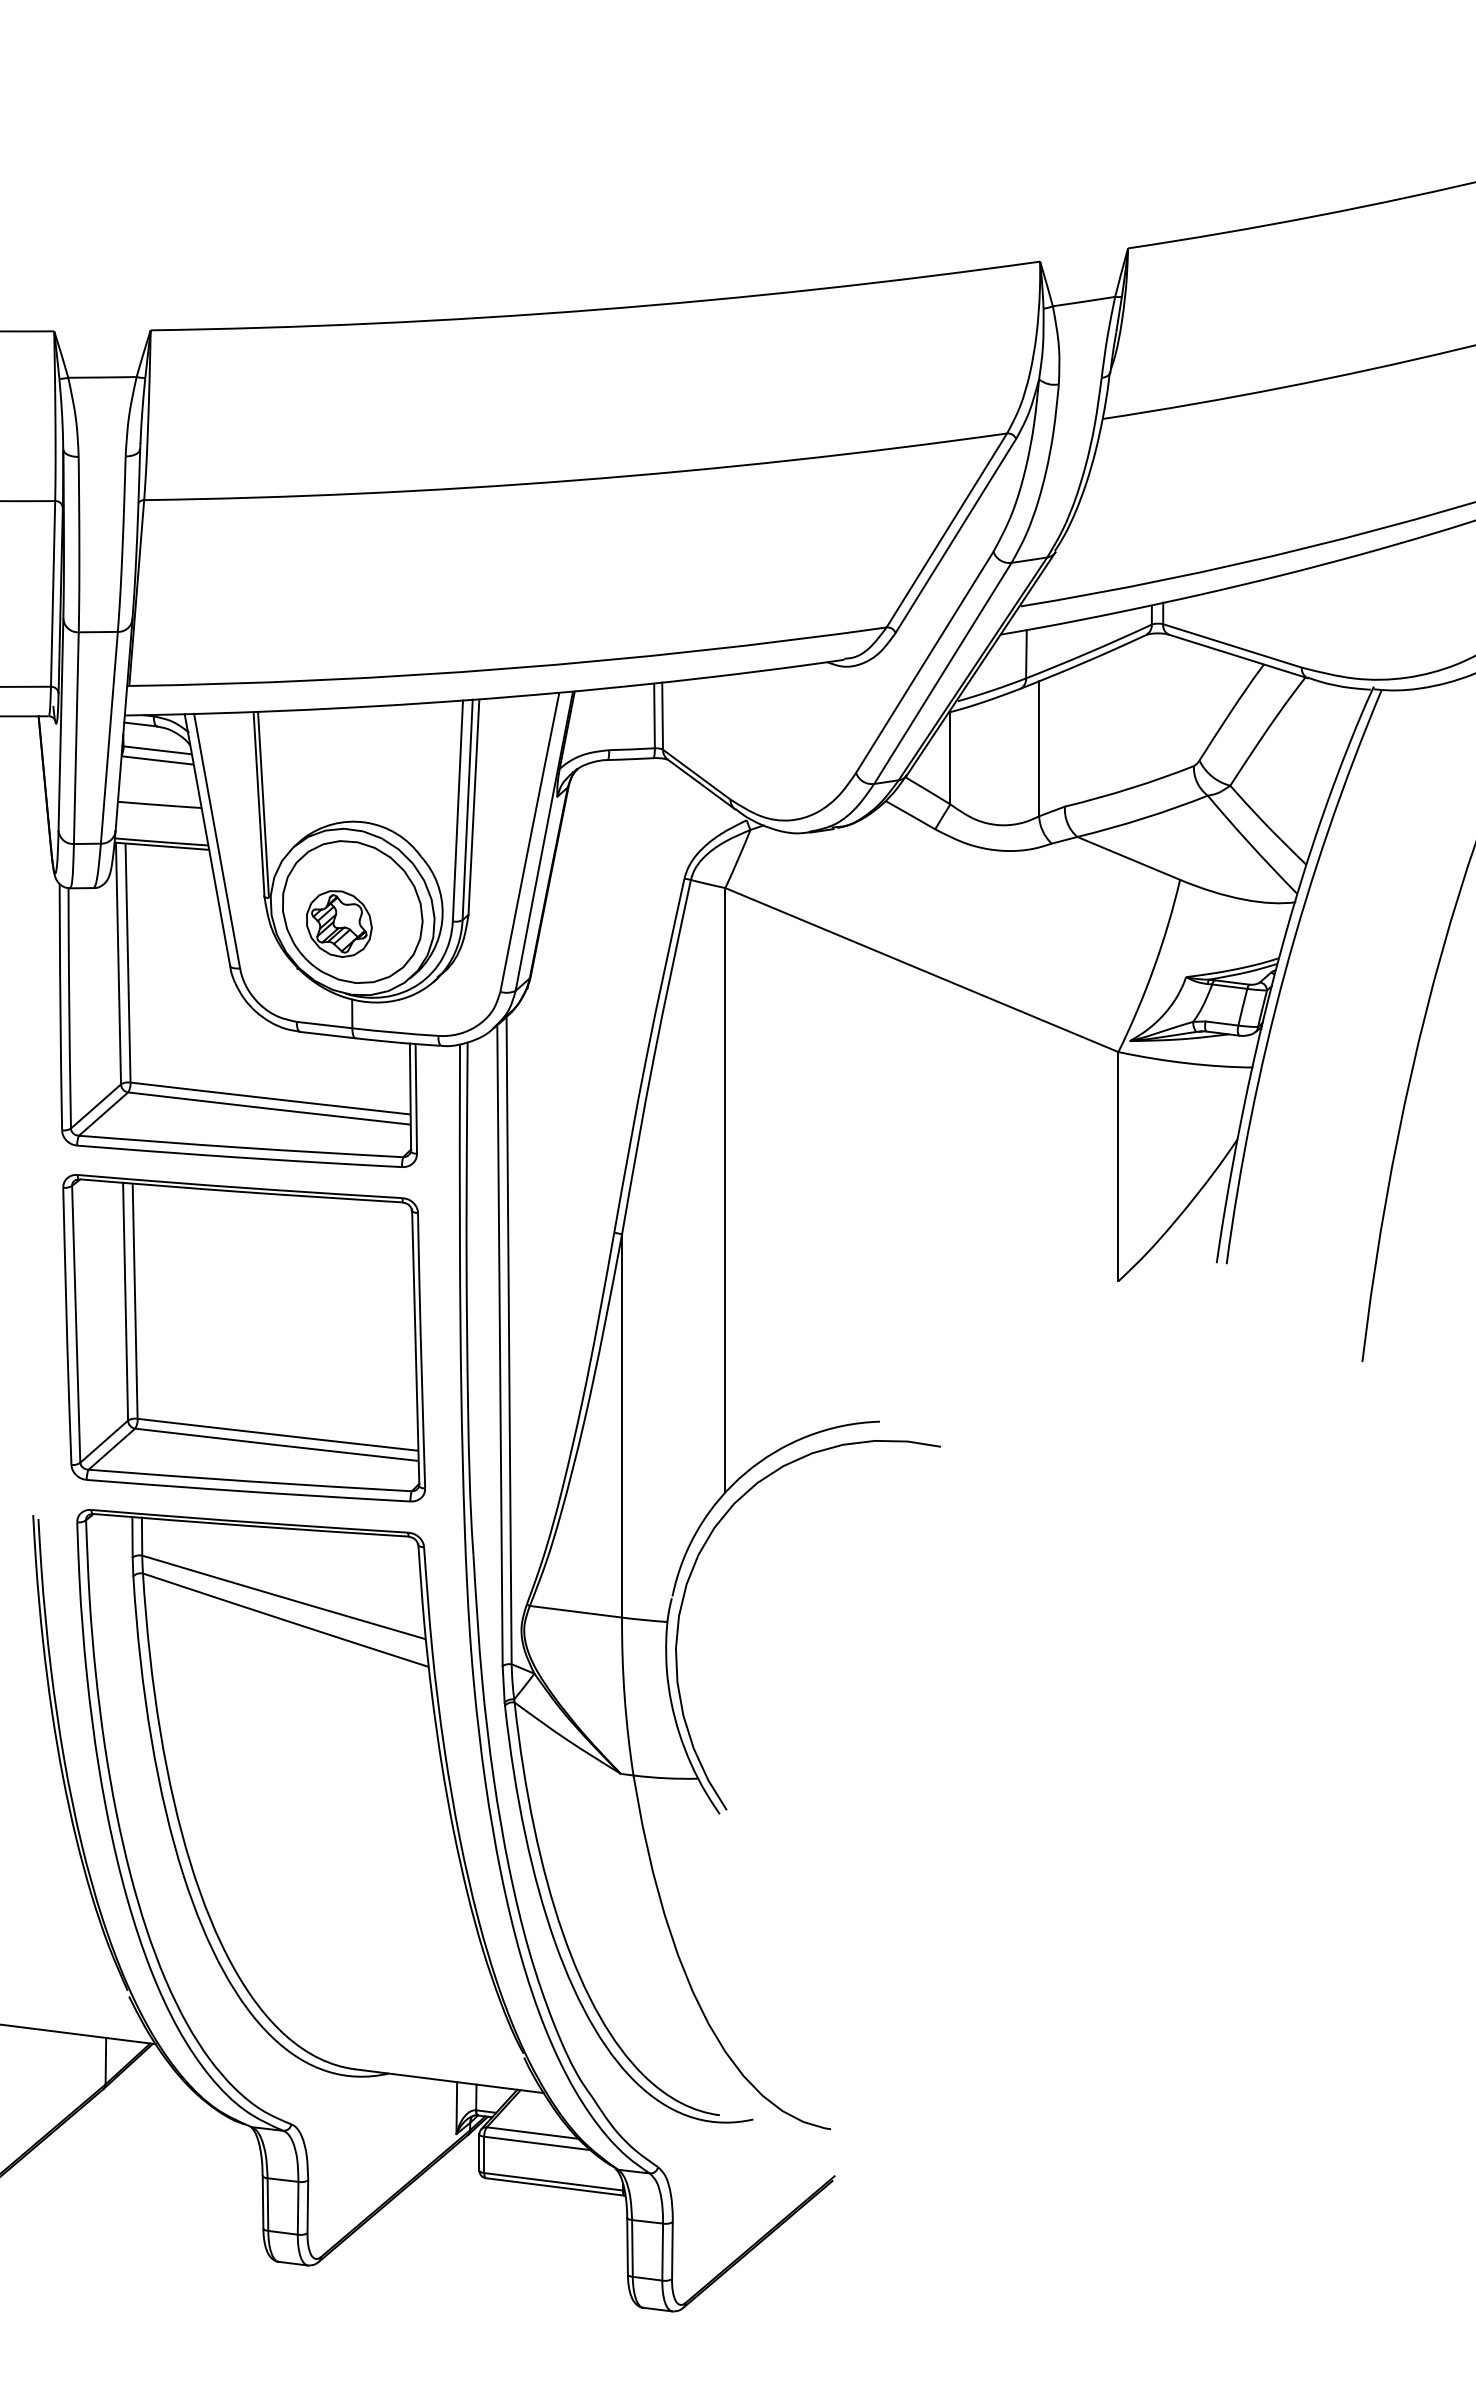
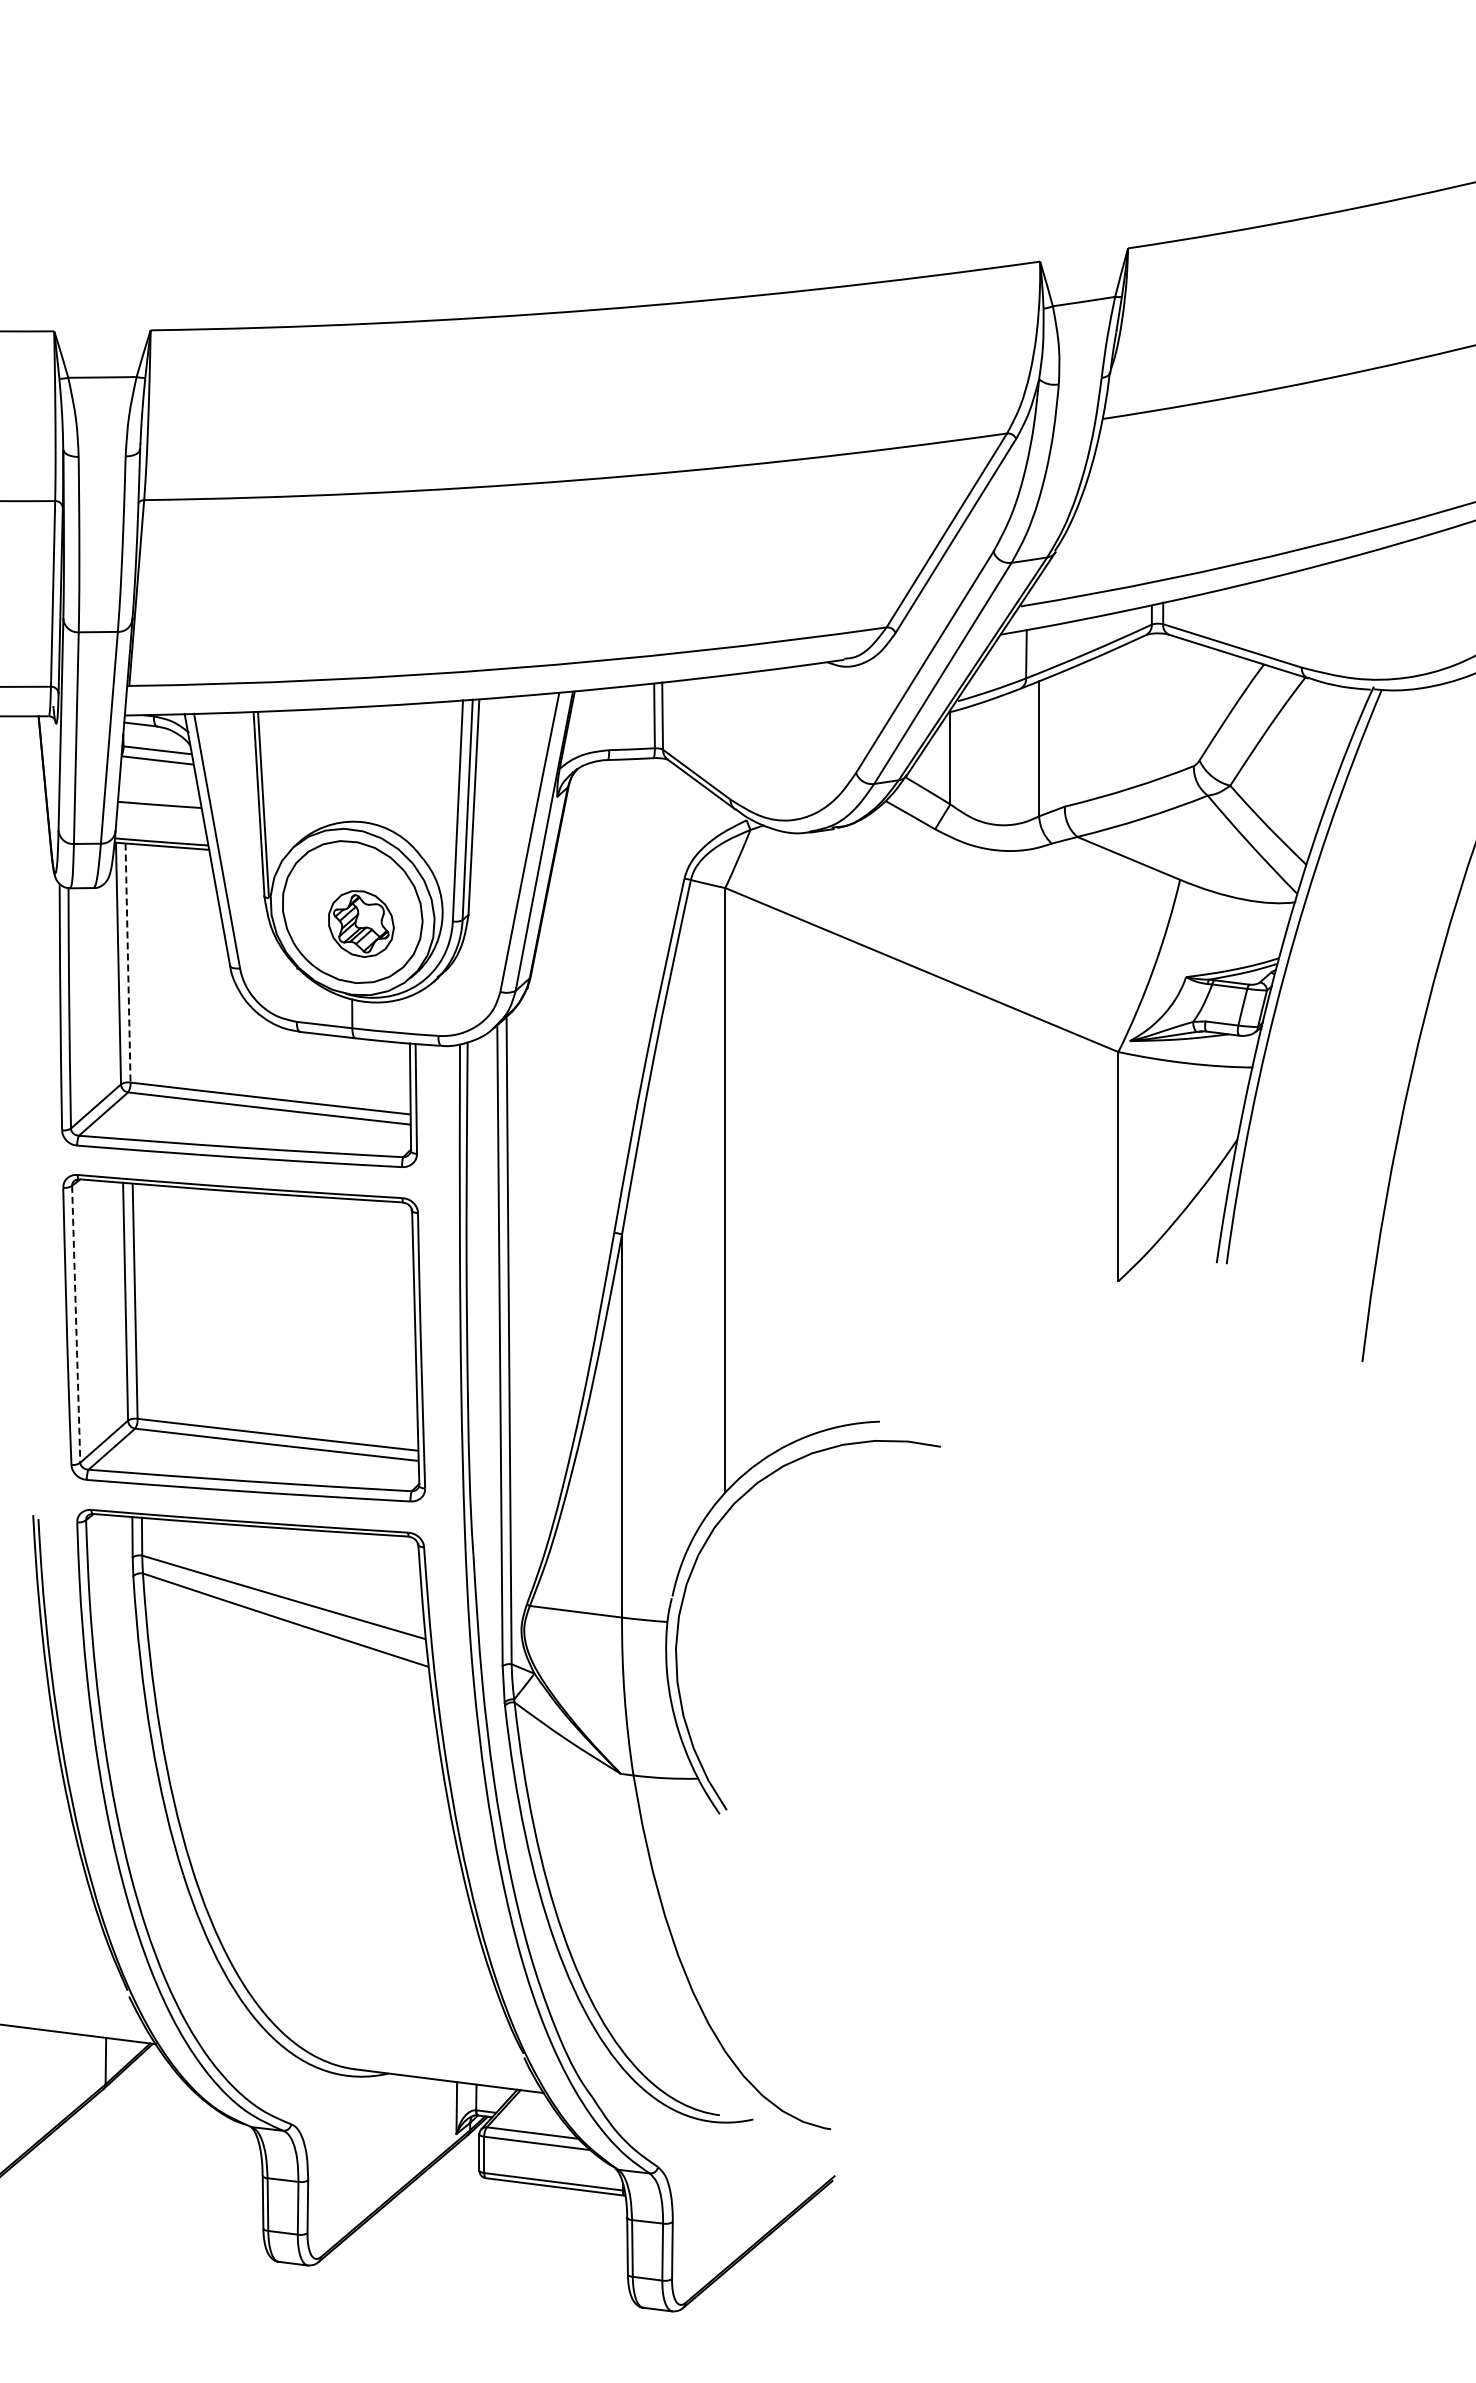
part position: (339, 923) -> (361, 923) (361, 923)
line: solid -> dashed (128, 963)
line: solid -> dashed (76, 1324)
